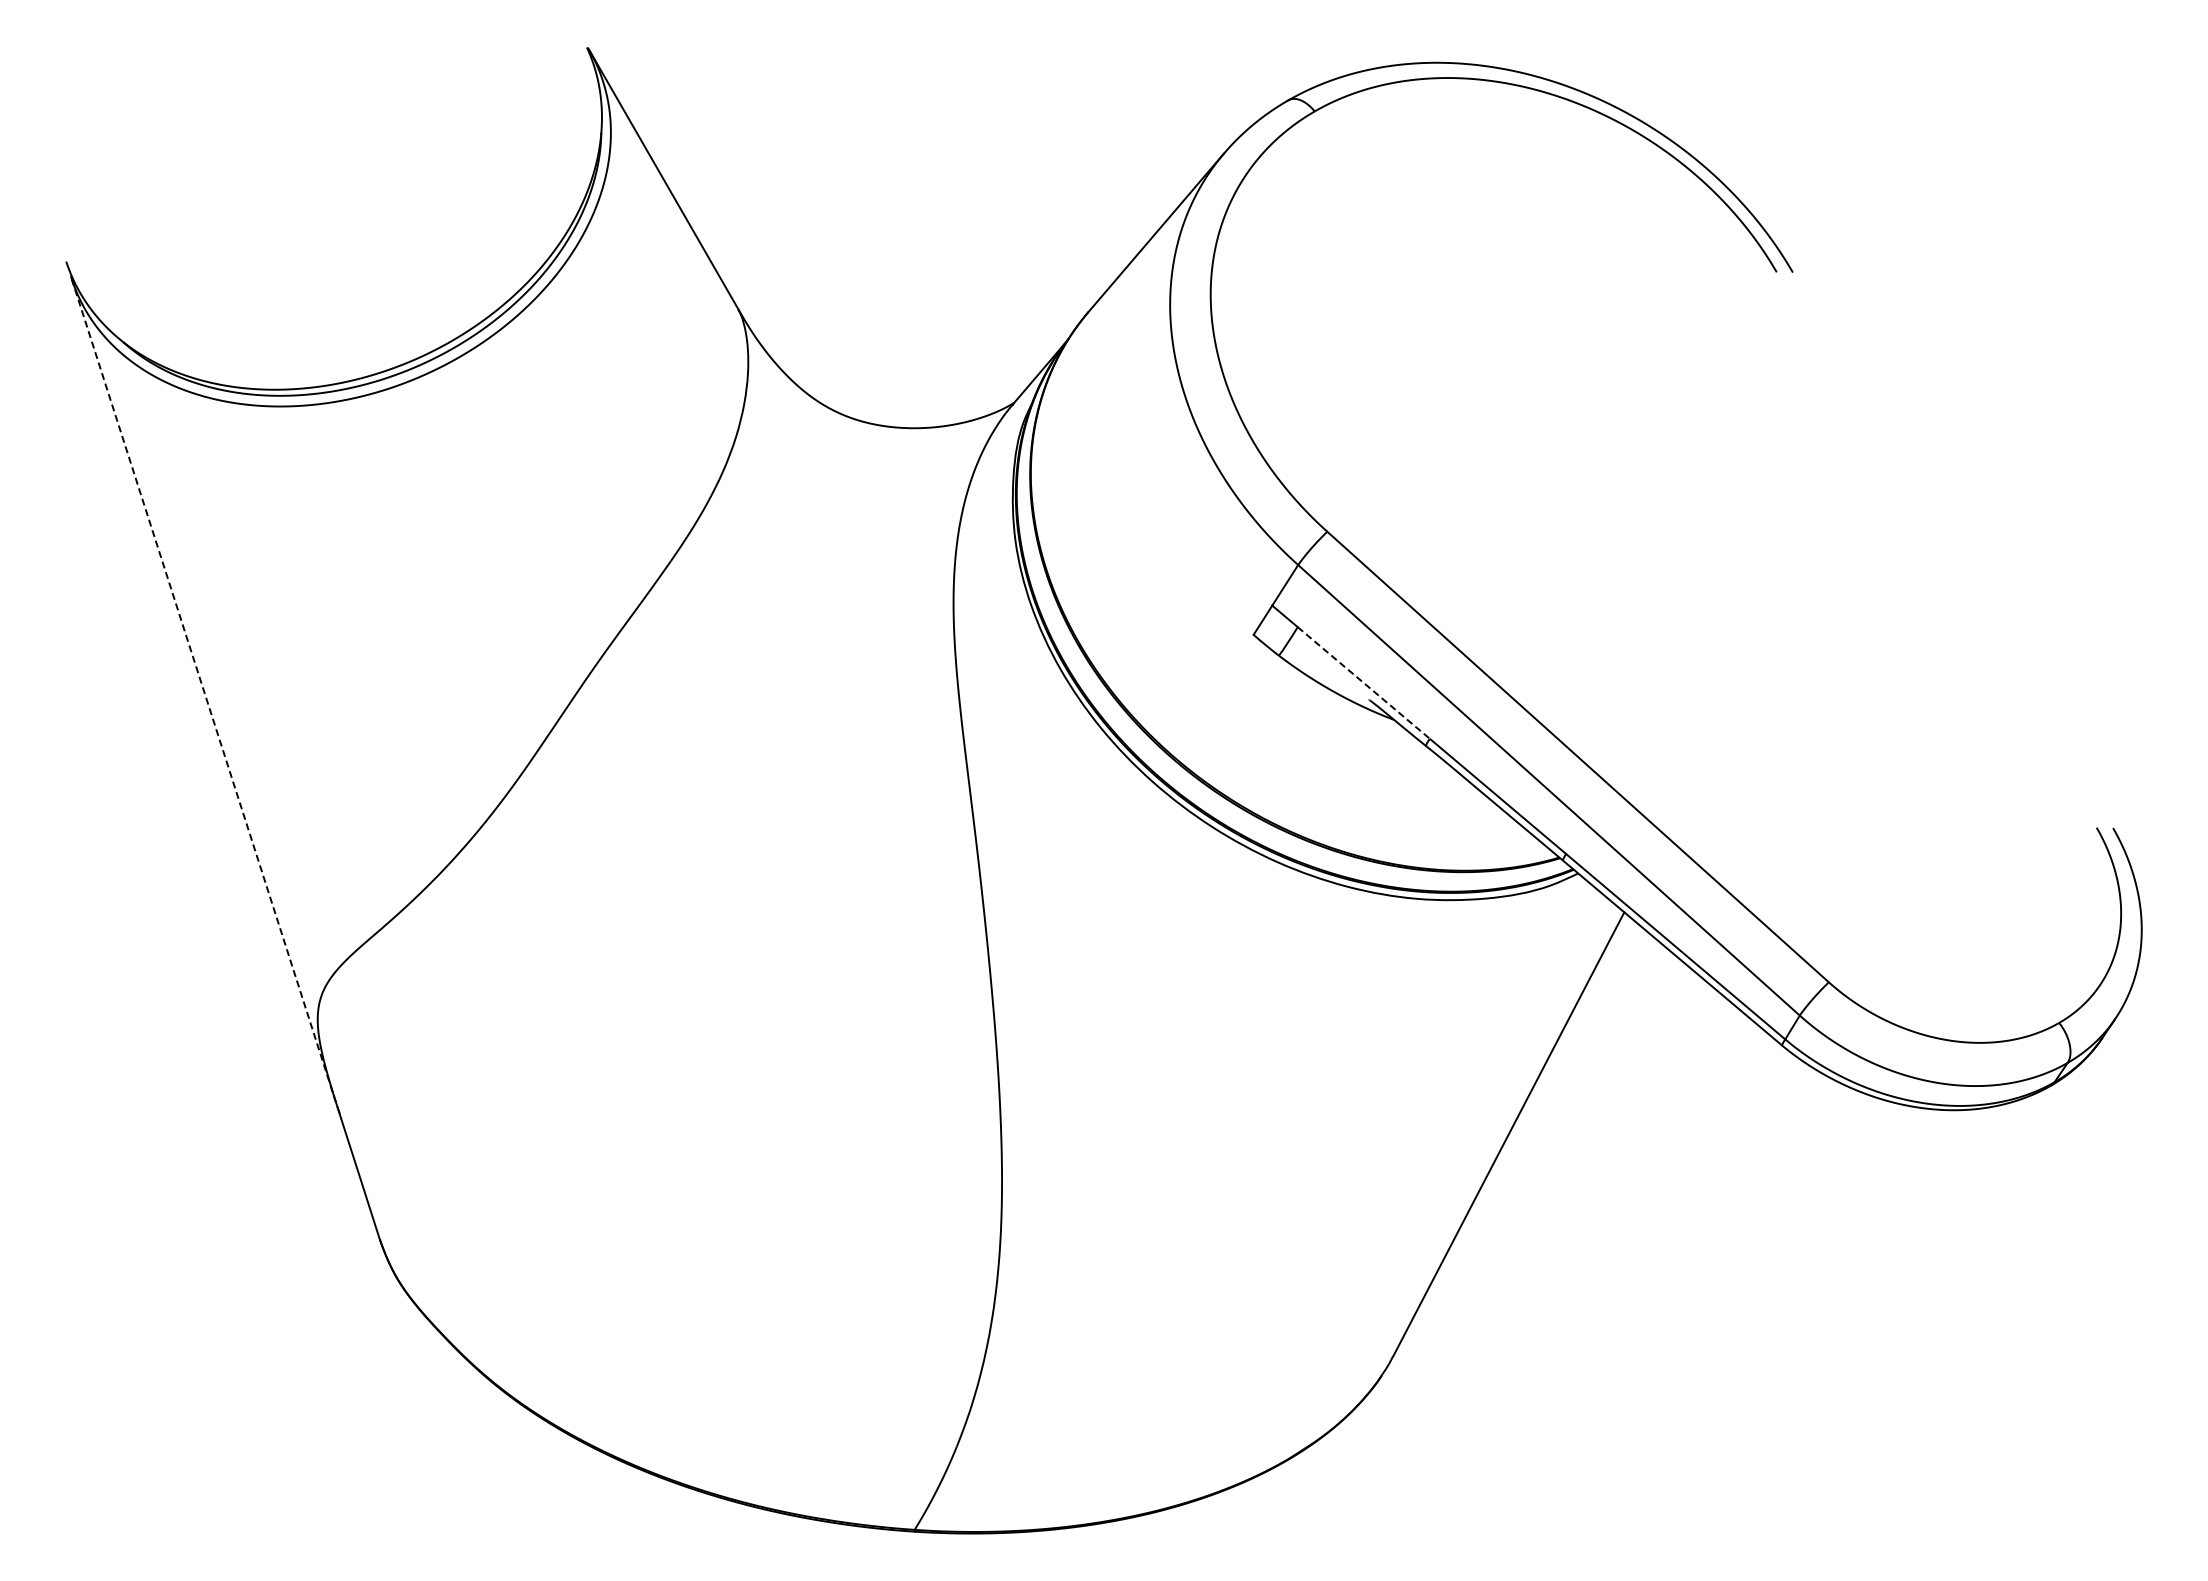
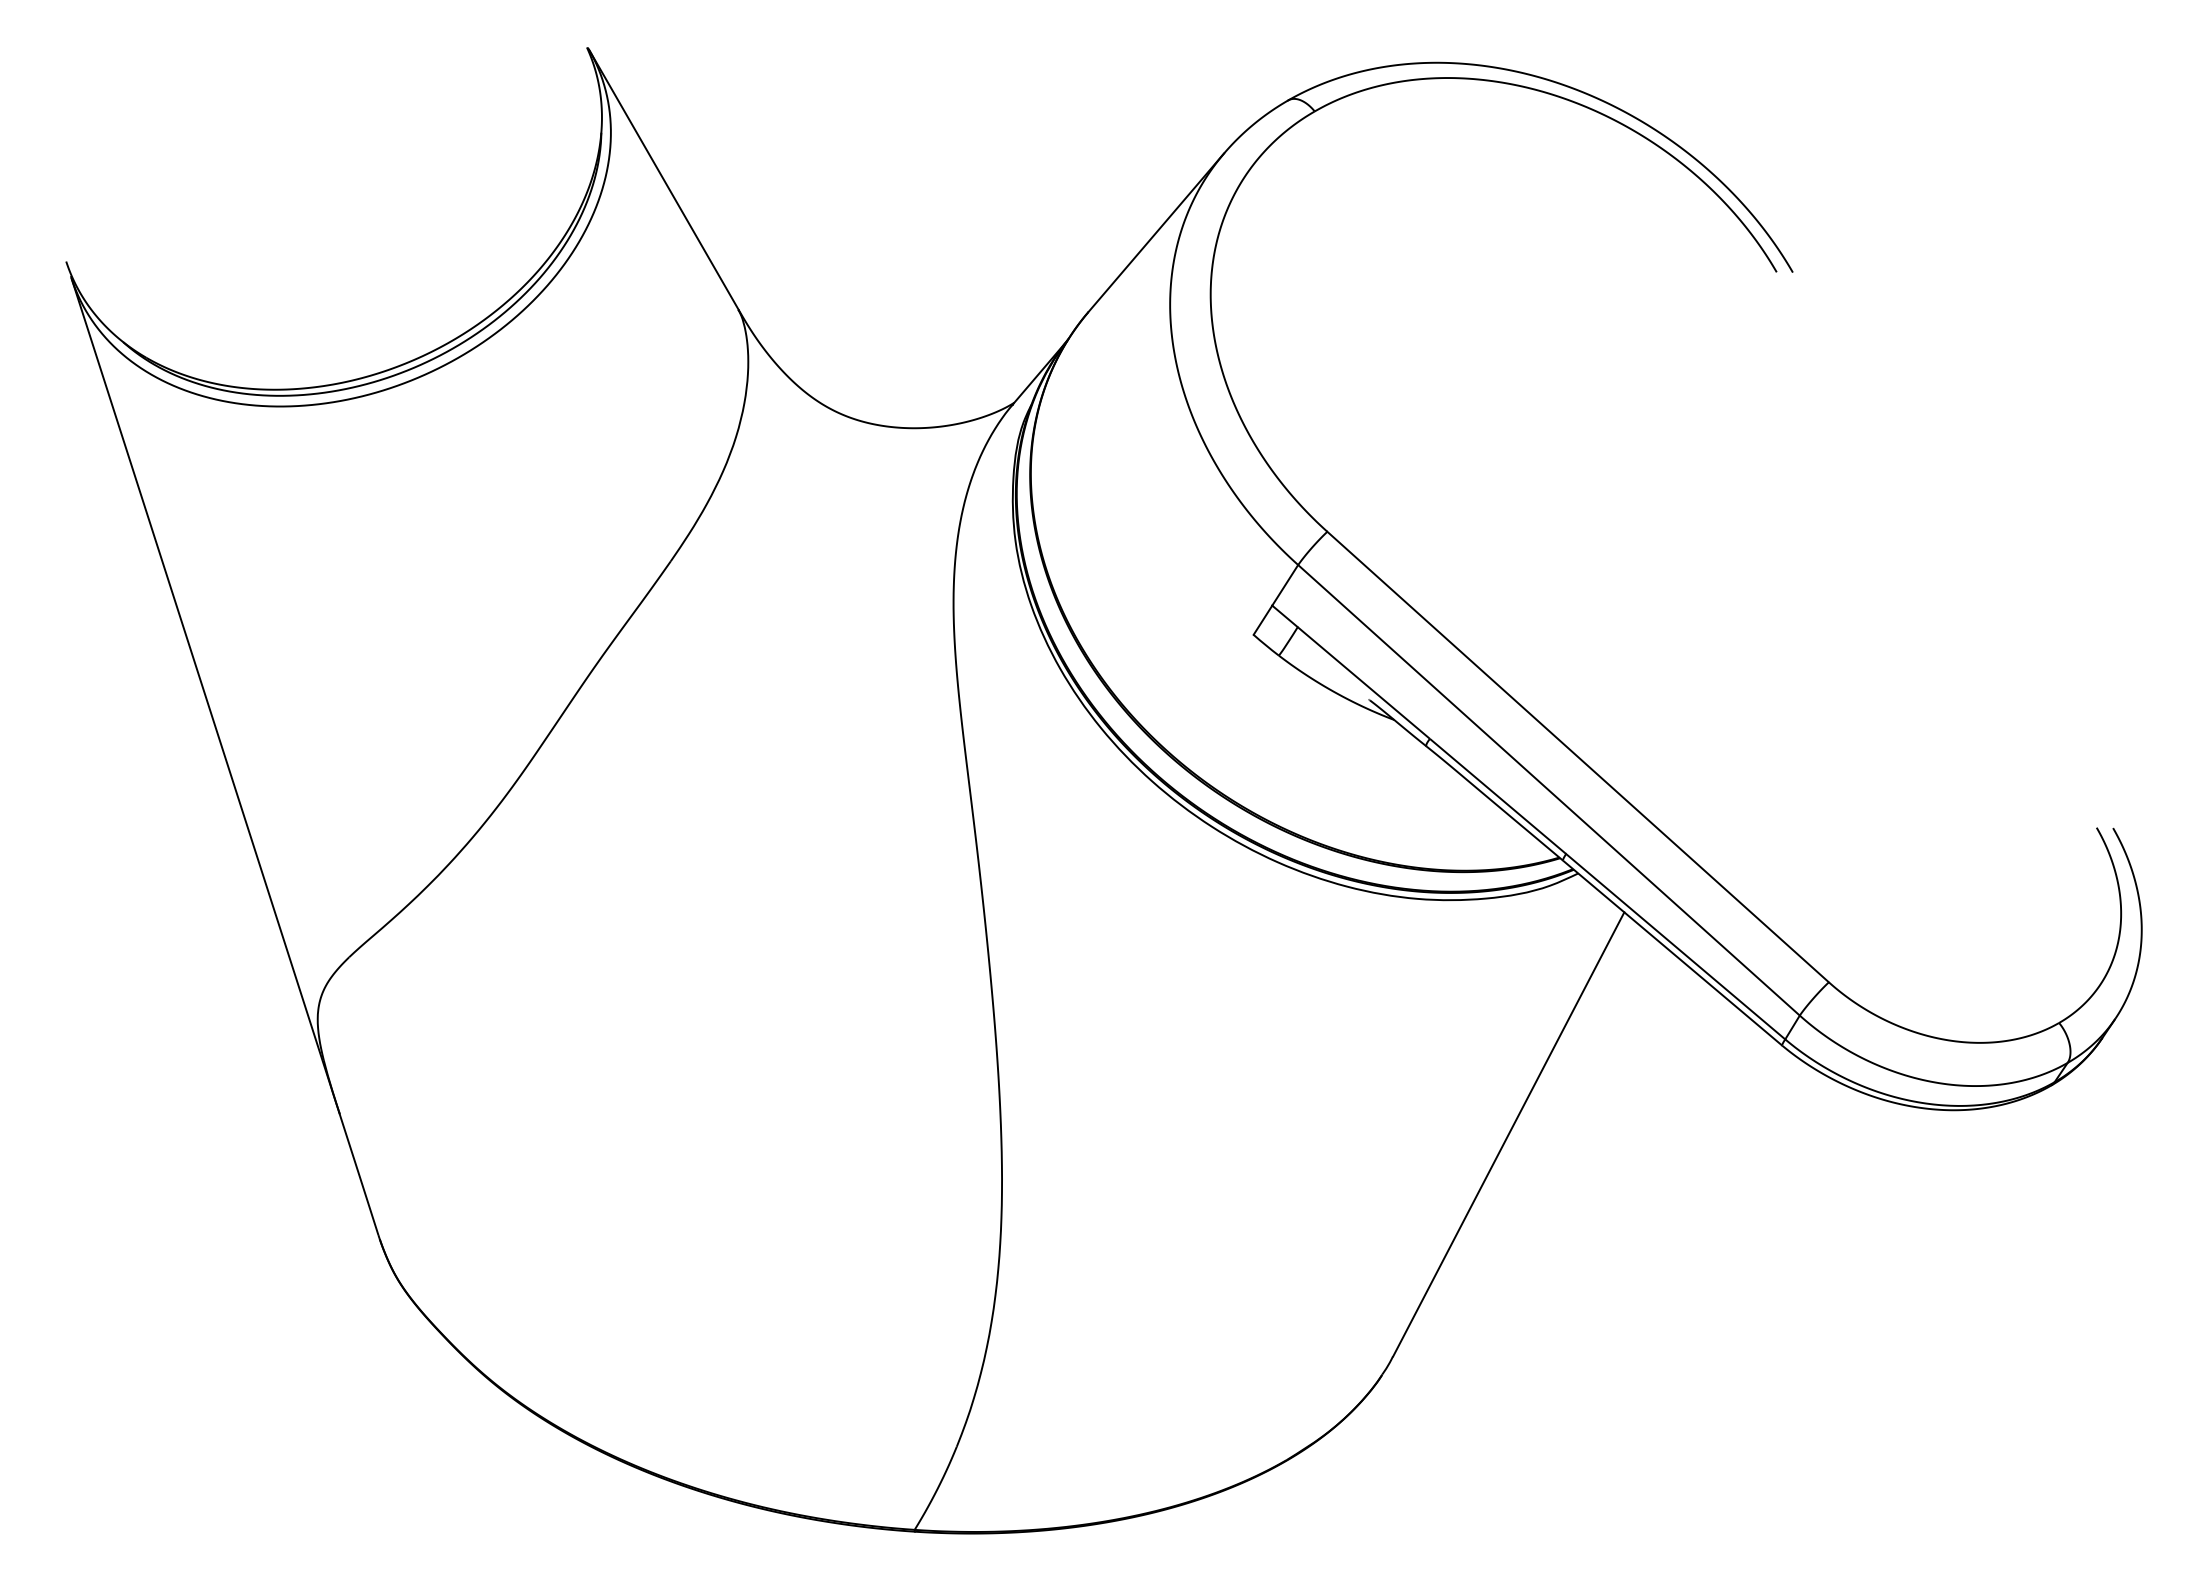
line: dashed -> solid (1363, 682)
line: dashed -> solid (205, 695)
